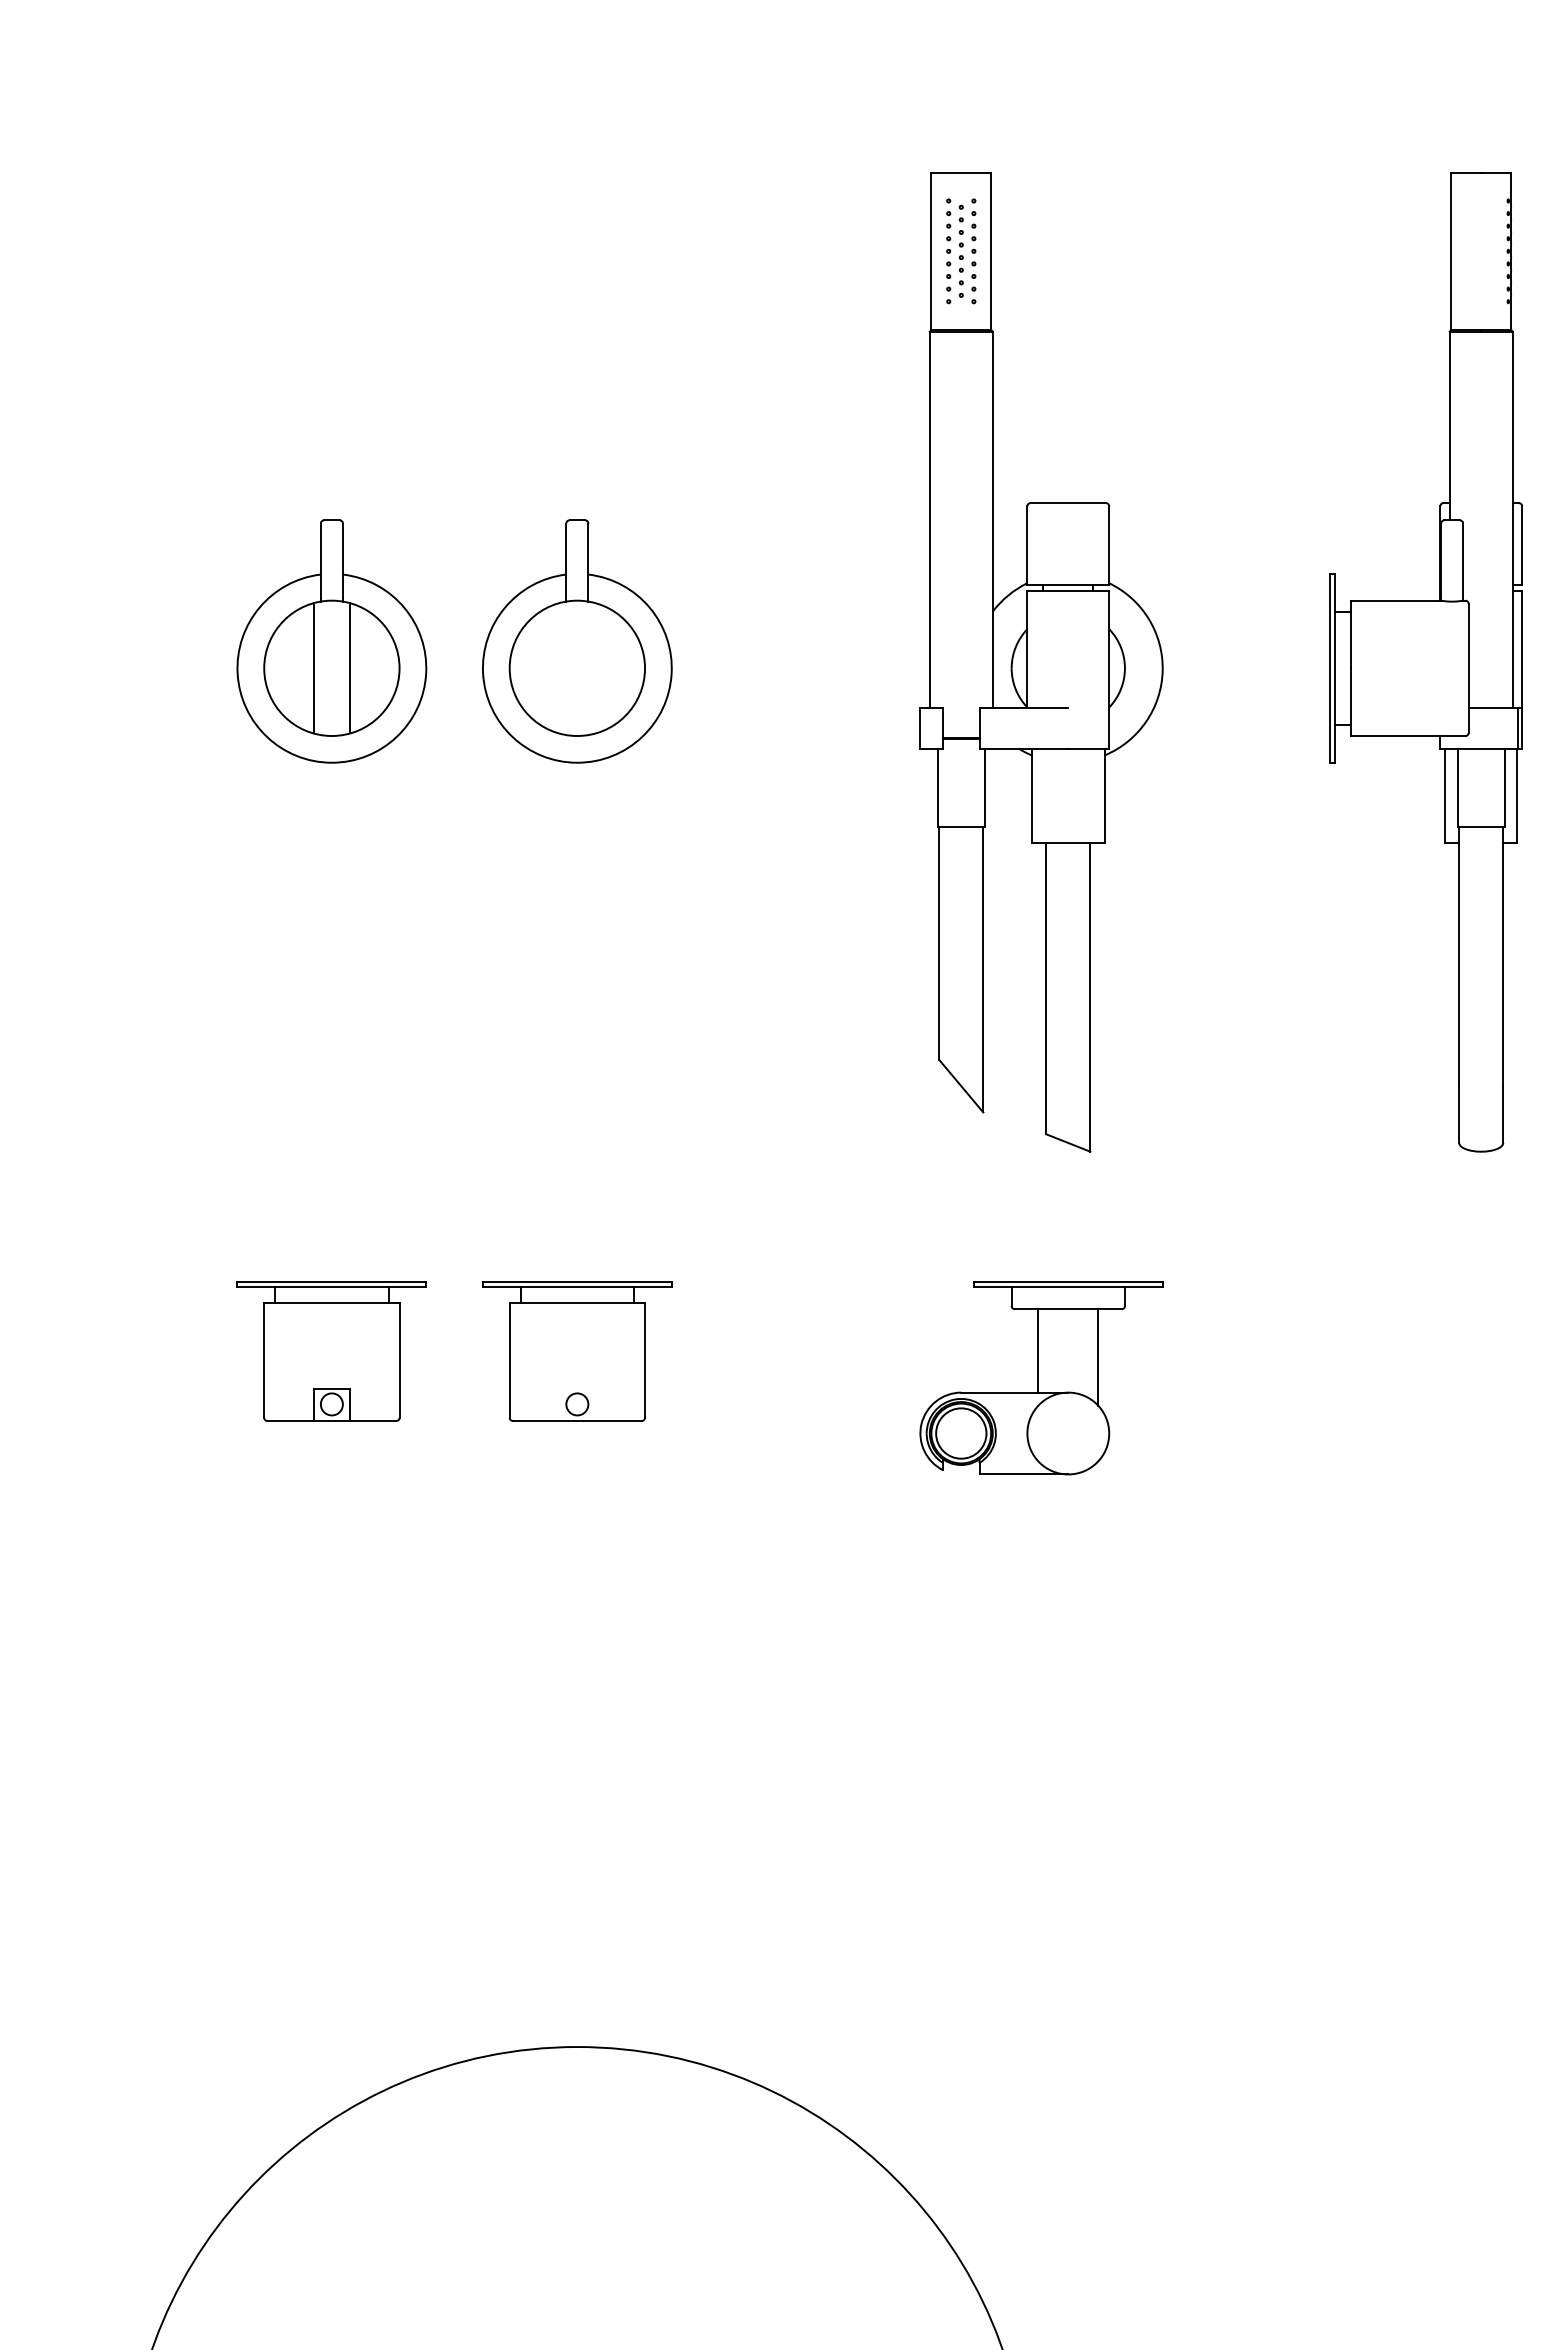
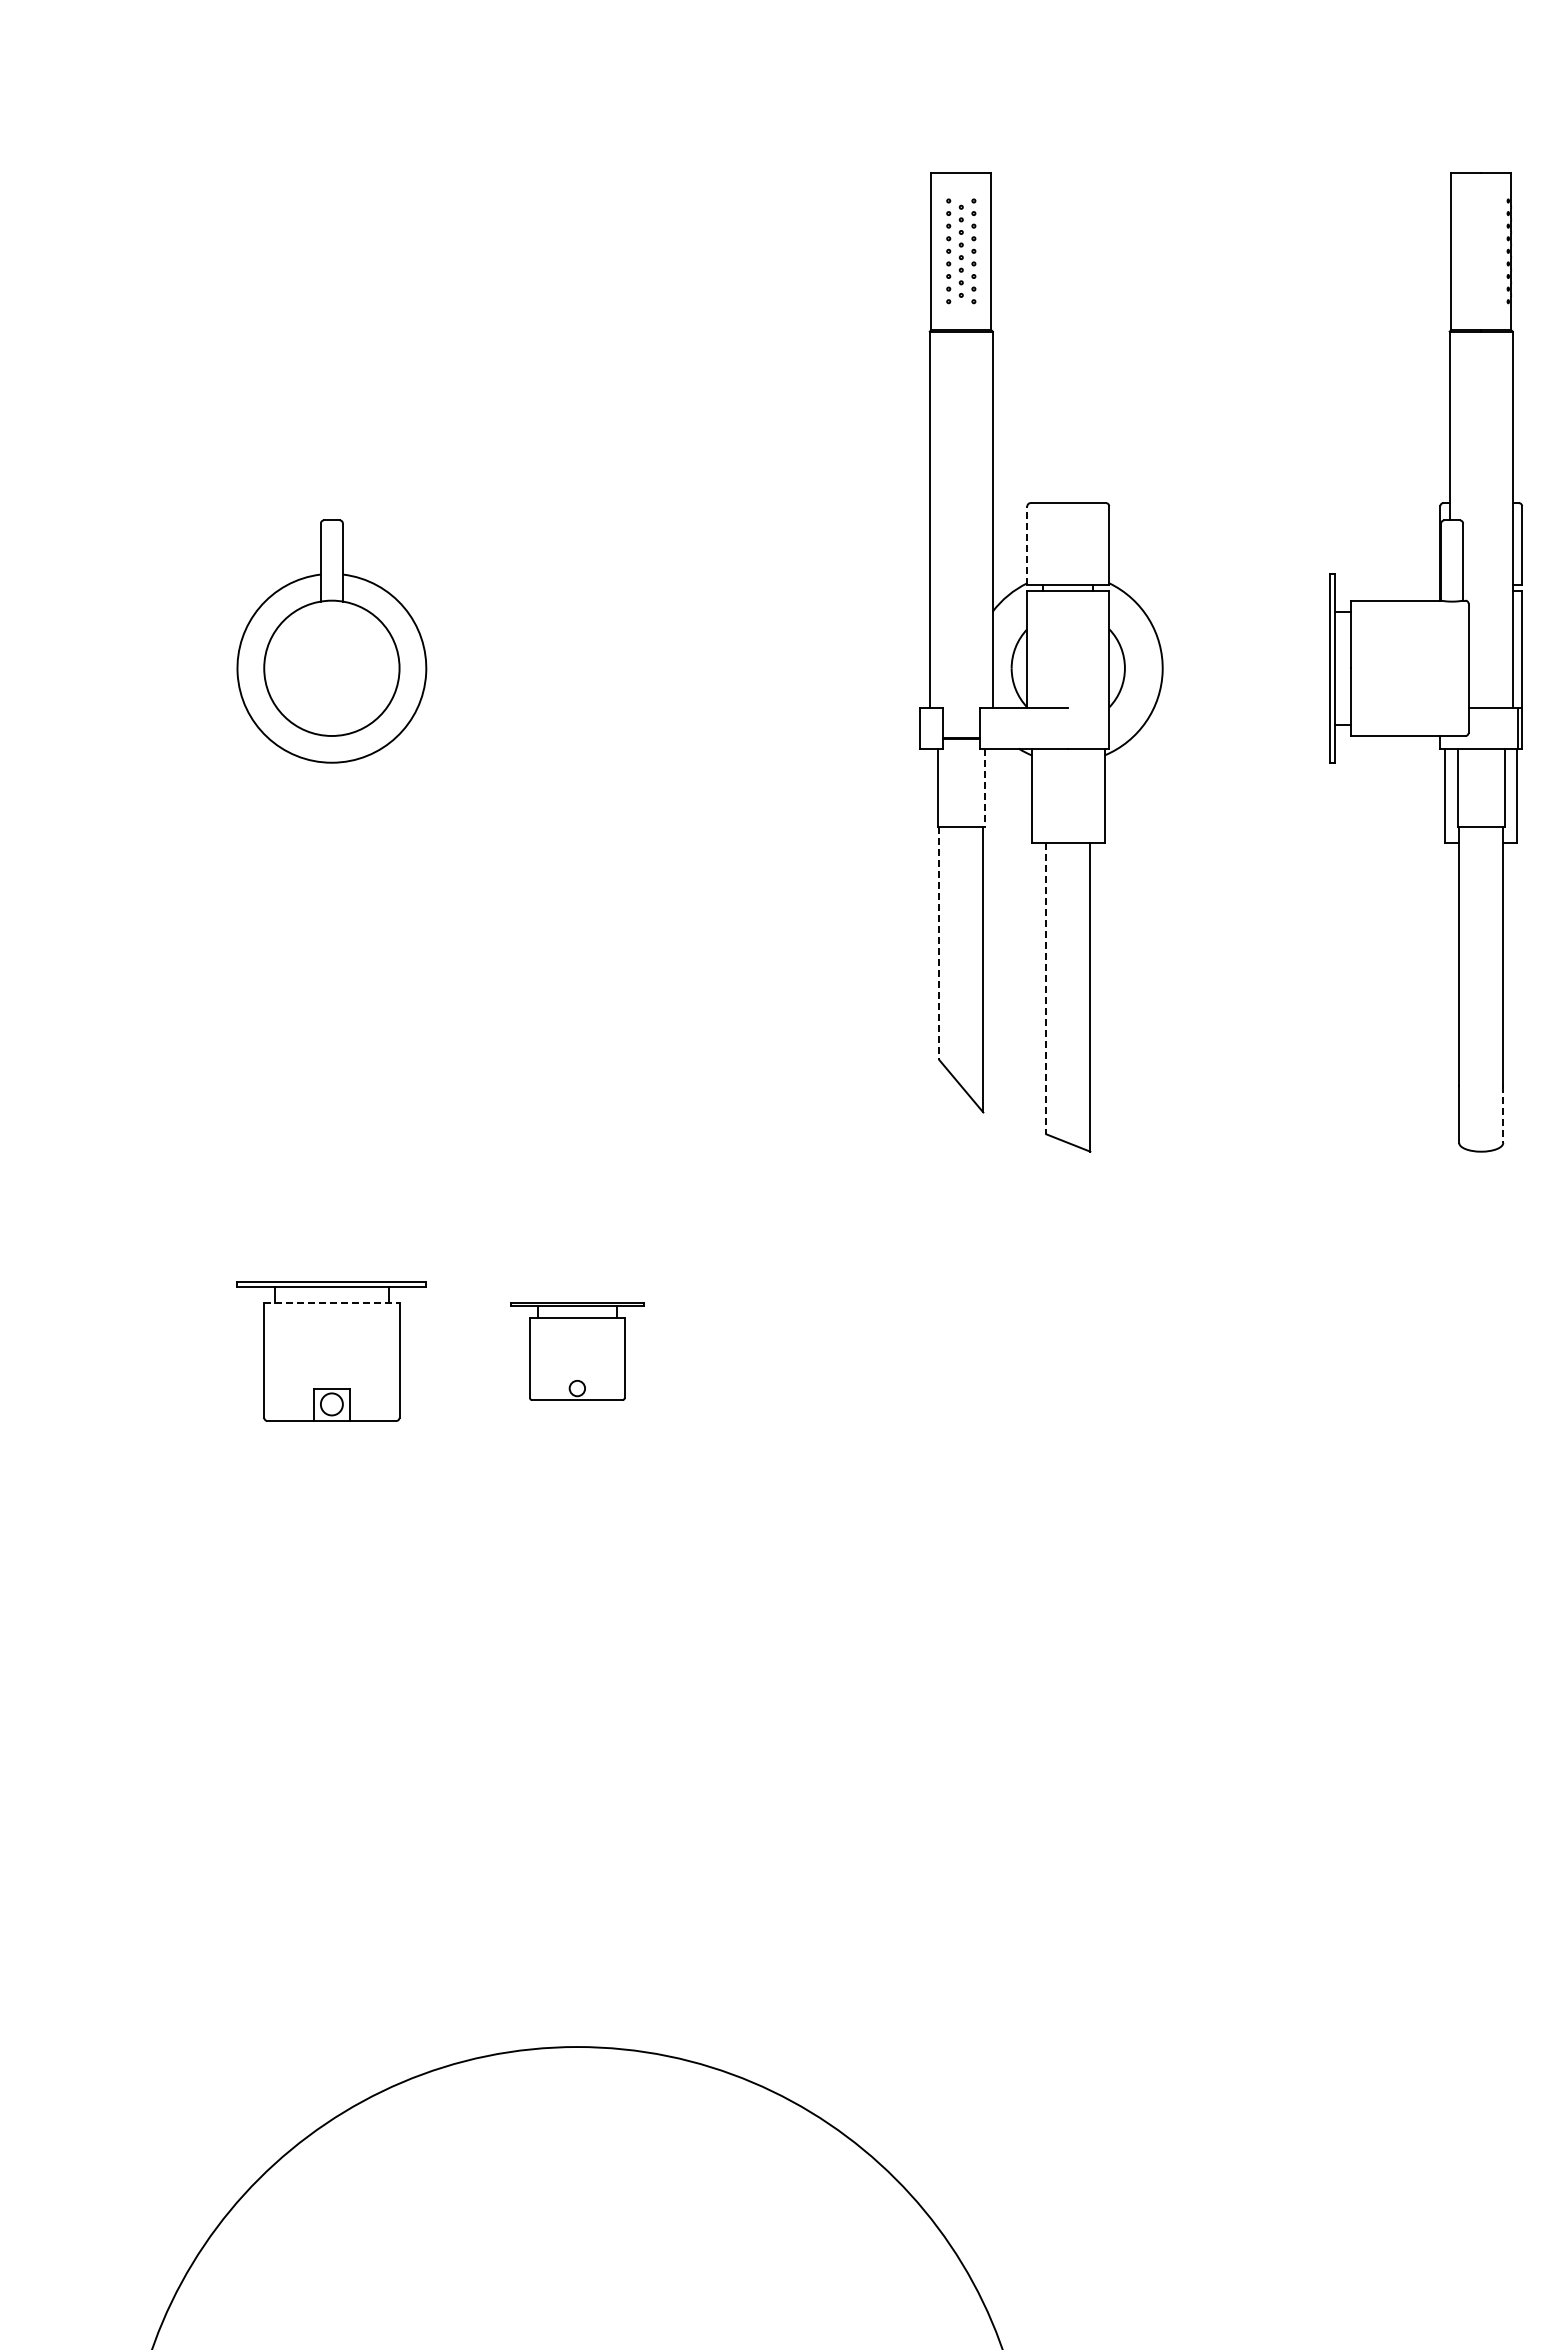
line: solid -> dashed (1027, 545)
part: present -> none (577, 641)
line: present -> none (313, 668)
line: present -> none (350, 668)
line: solid -> dashed (984, 788)
line: solid -> dashed (939, 944)
line: solid -> dashed (1046, 988)
line: solid -> dashed (1503, 1115)
line: solid -> dashed (331, 1302)
part size: 191x141 px -> 135x99 px (577, 1351)
part: present -> none (1041, 1378)
